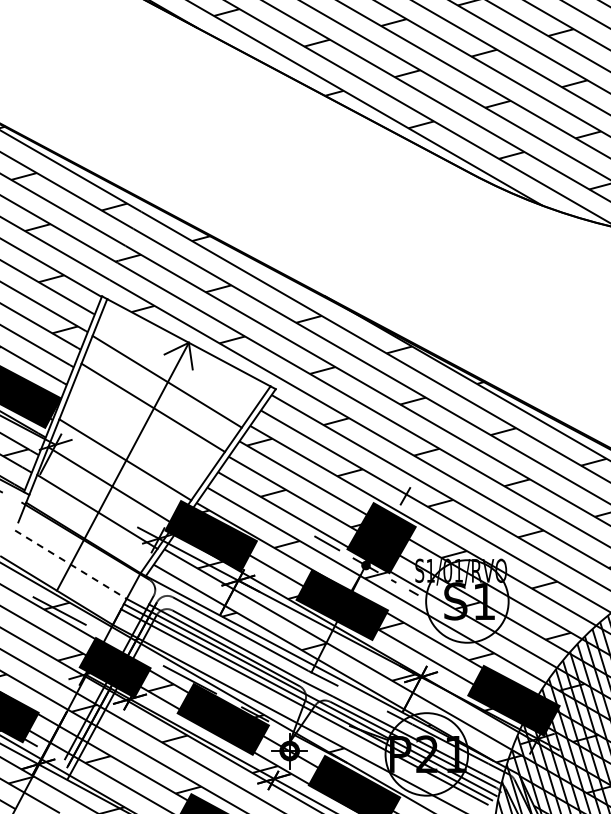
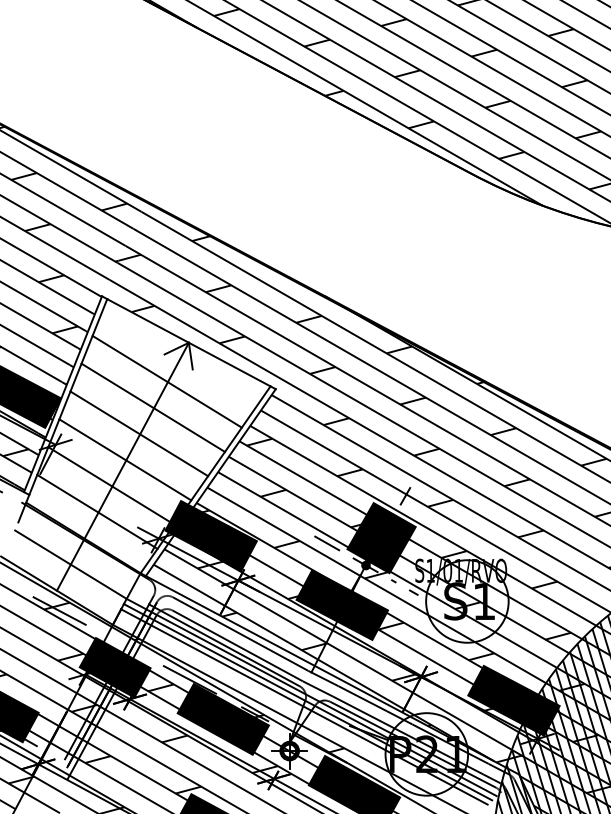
line: none -> present (139, 433)
line: dashed -> solid (71, 564)
line: none -> present (362, 698)
